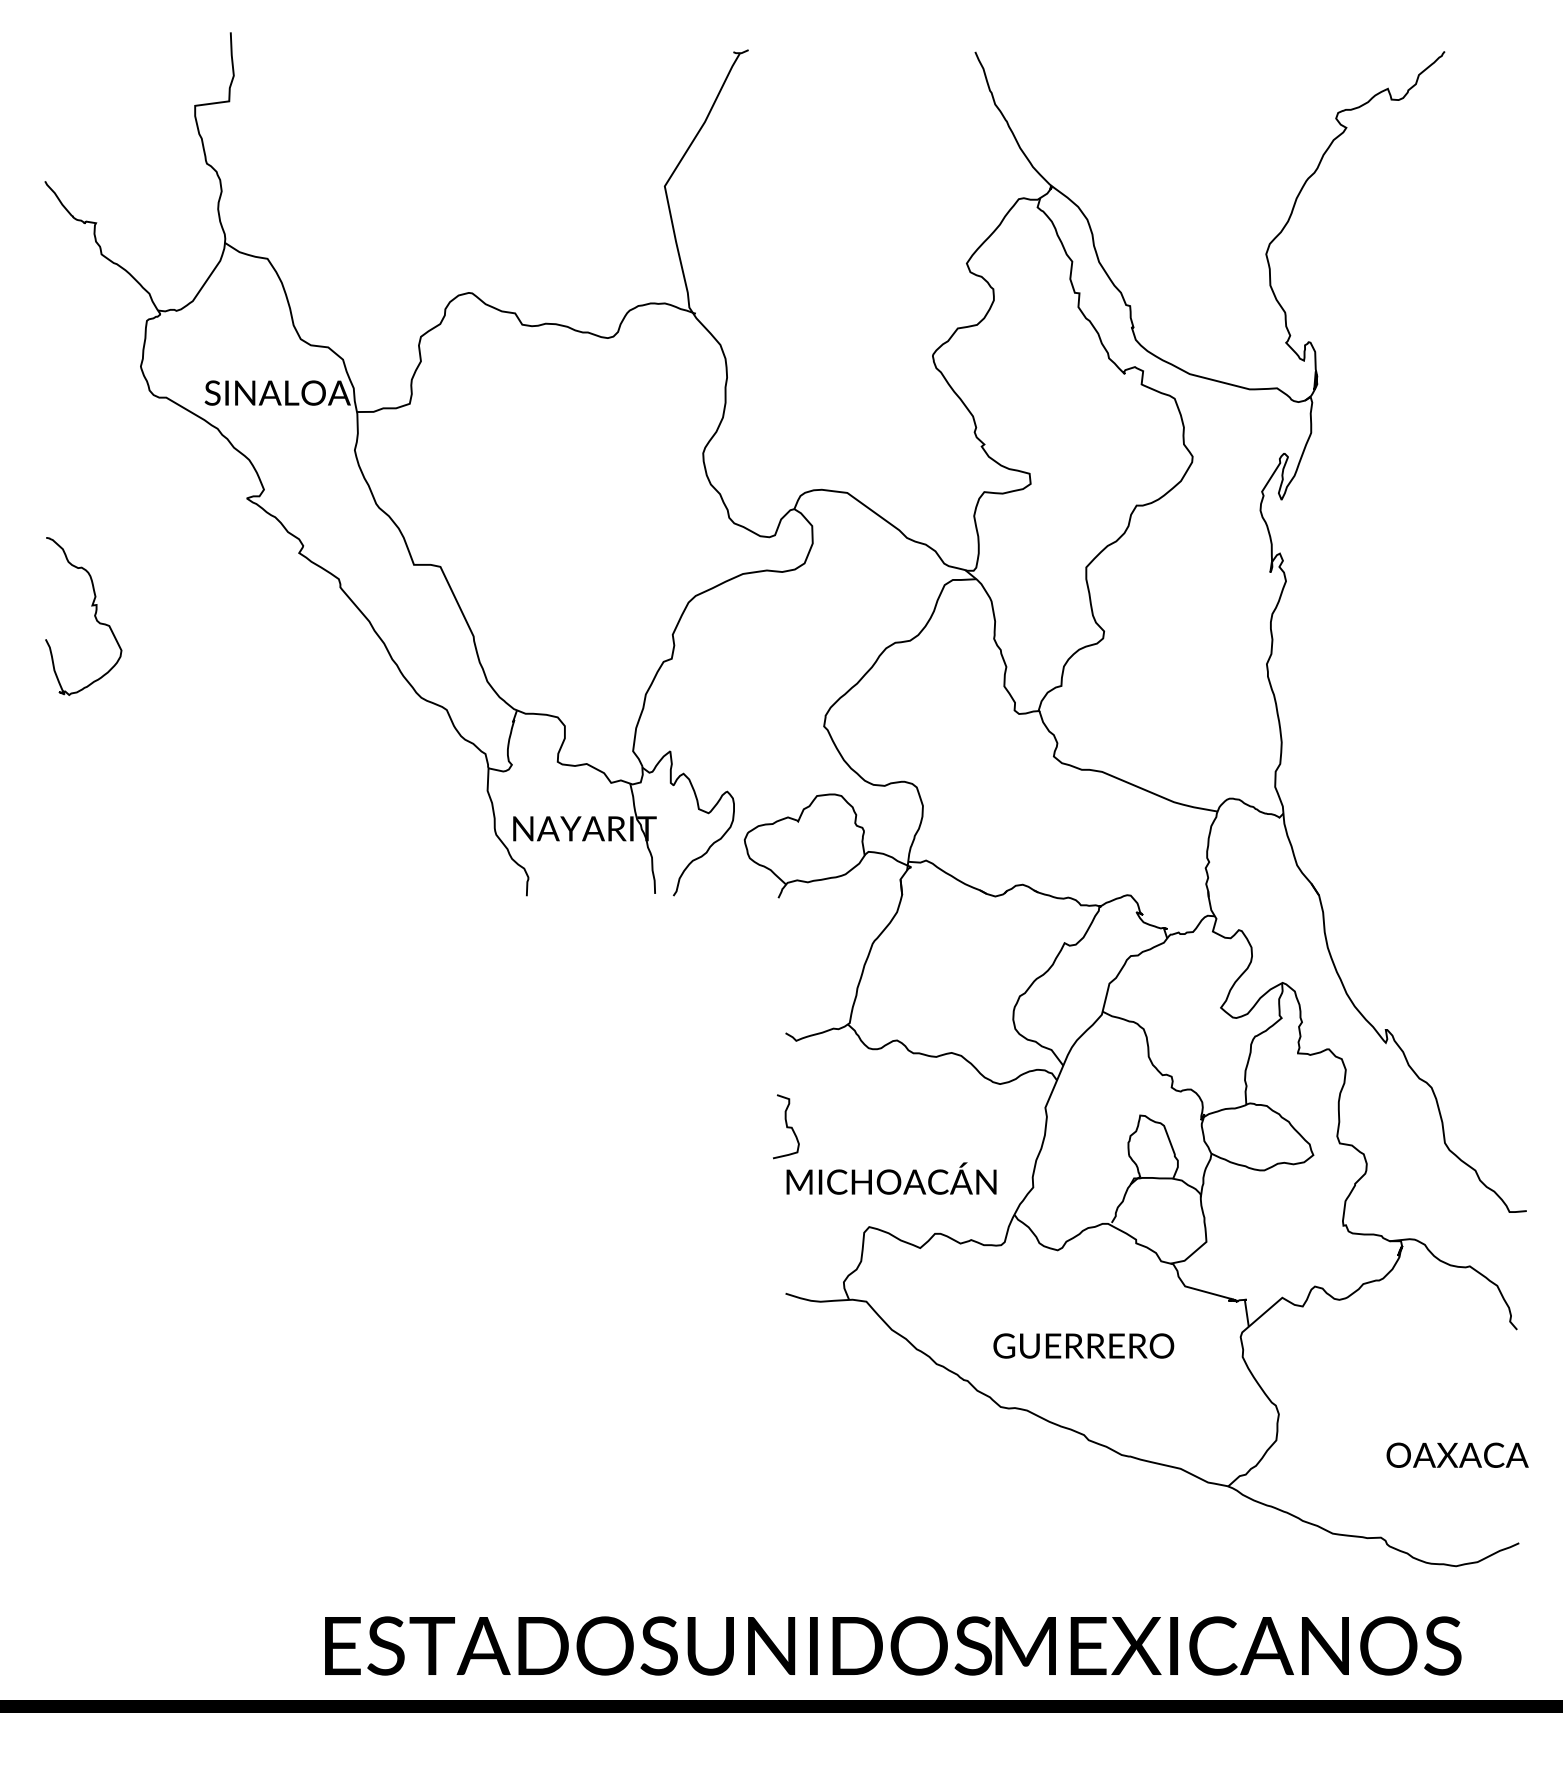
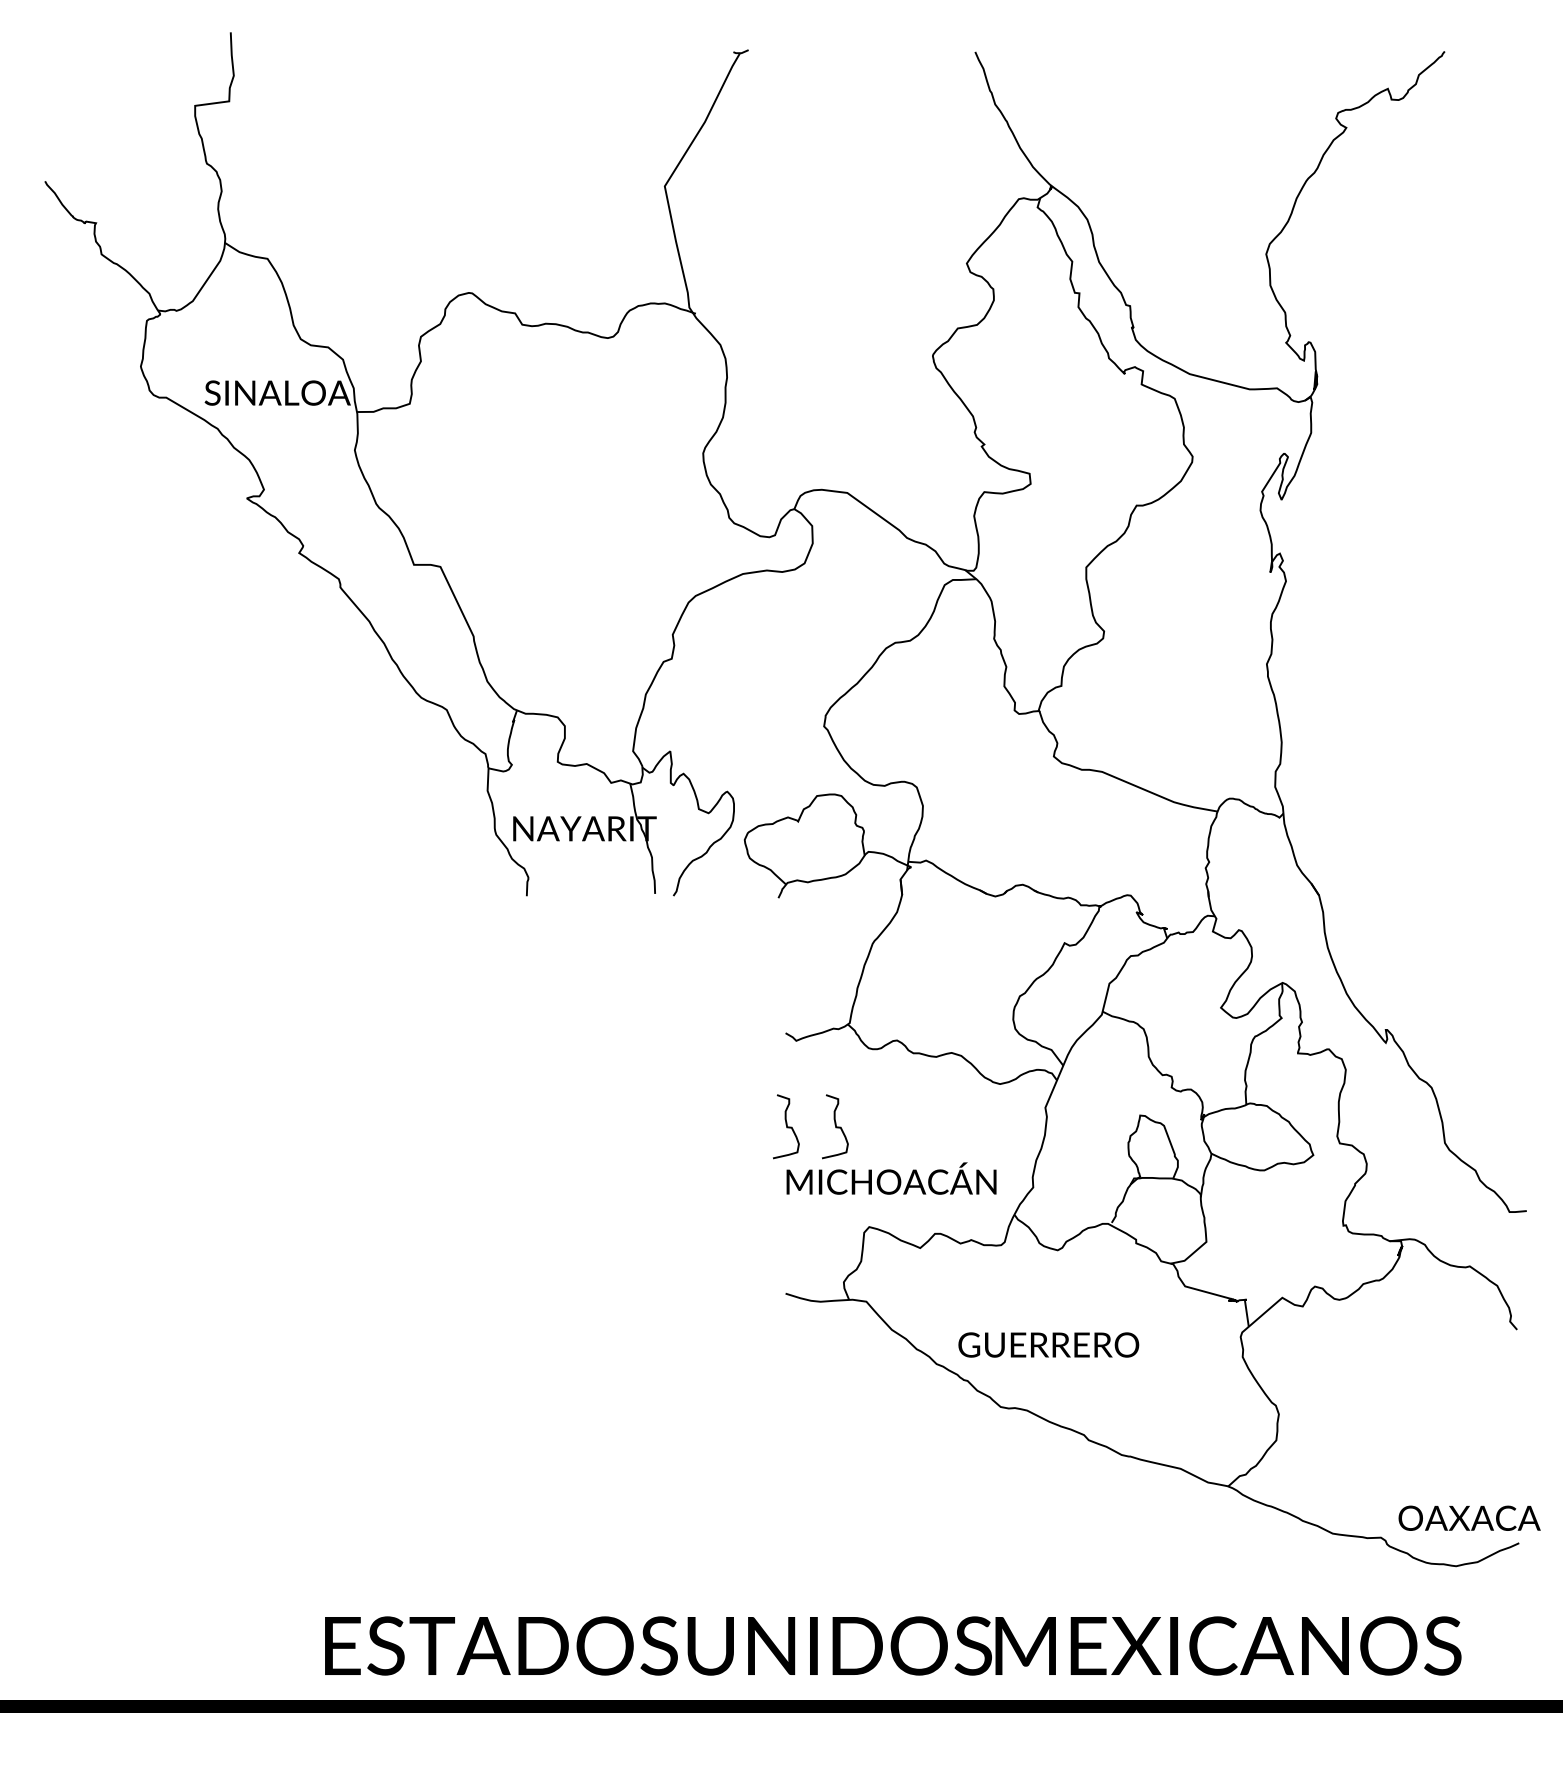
curve: present -> none (94, 616)
curve: none -> present (835, 1126)
text position: (1083, 1345) -> (1048, 1344) (1048, 1344)
text position: (1457, 1454) -> (1469, 1517) (1469, 1517)
